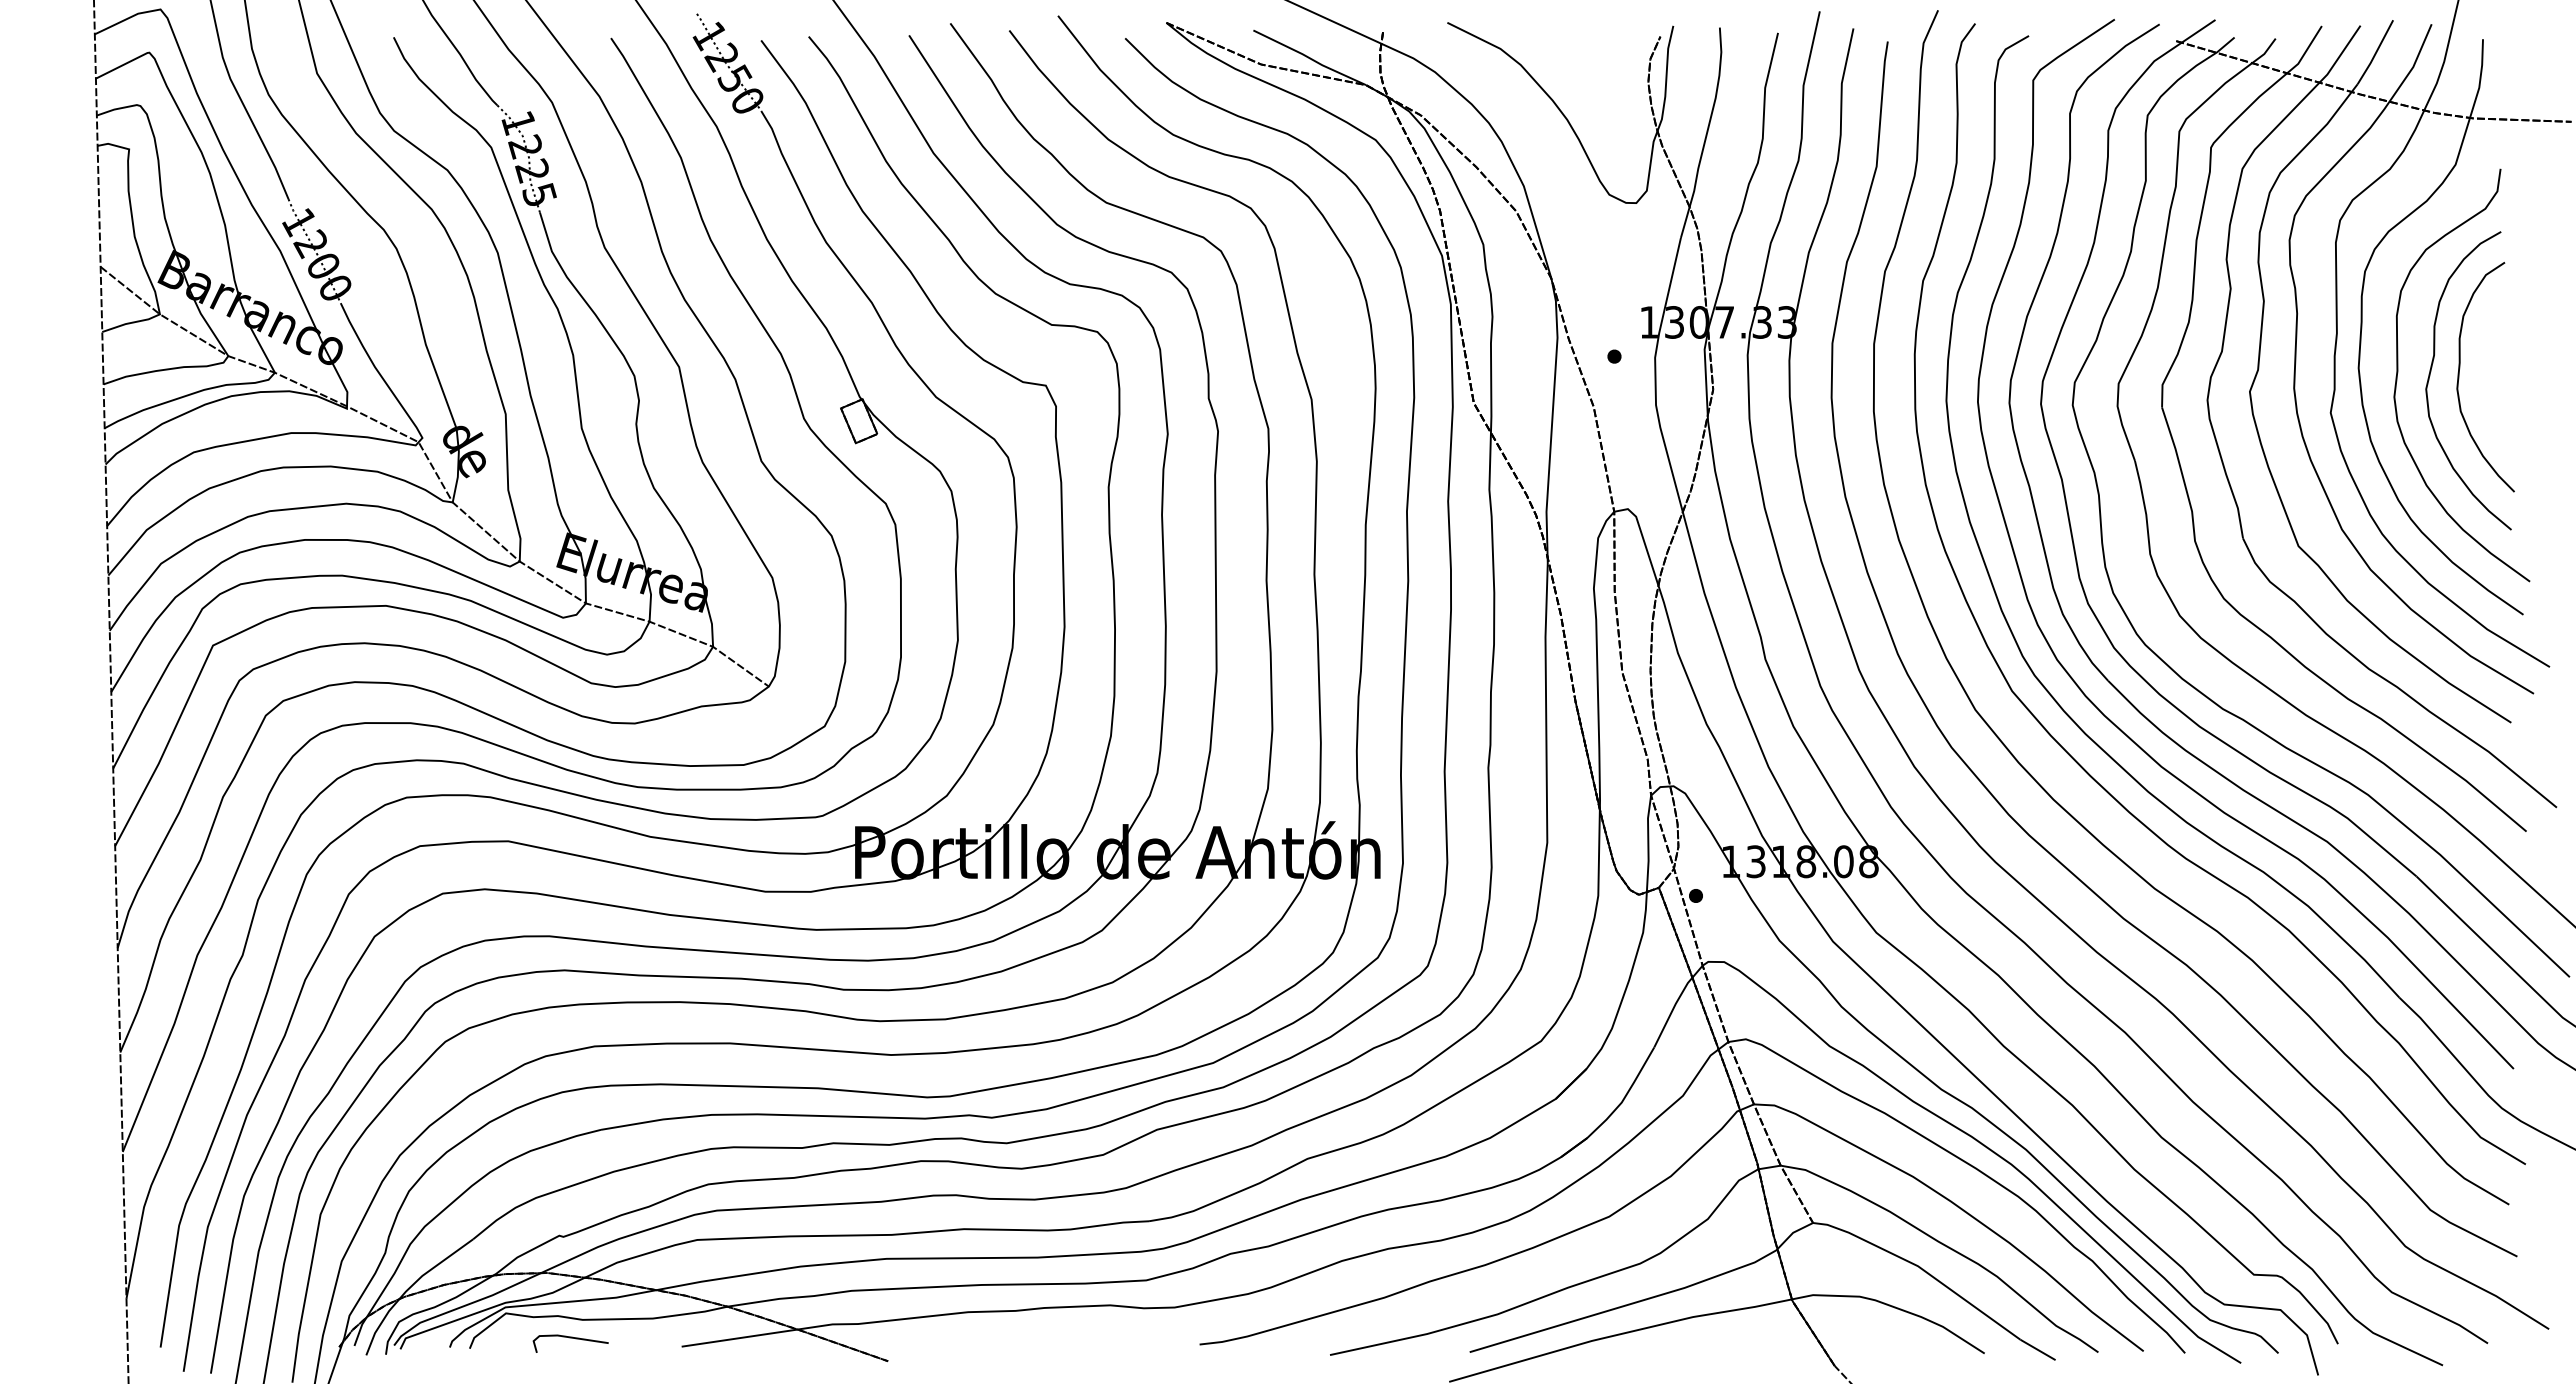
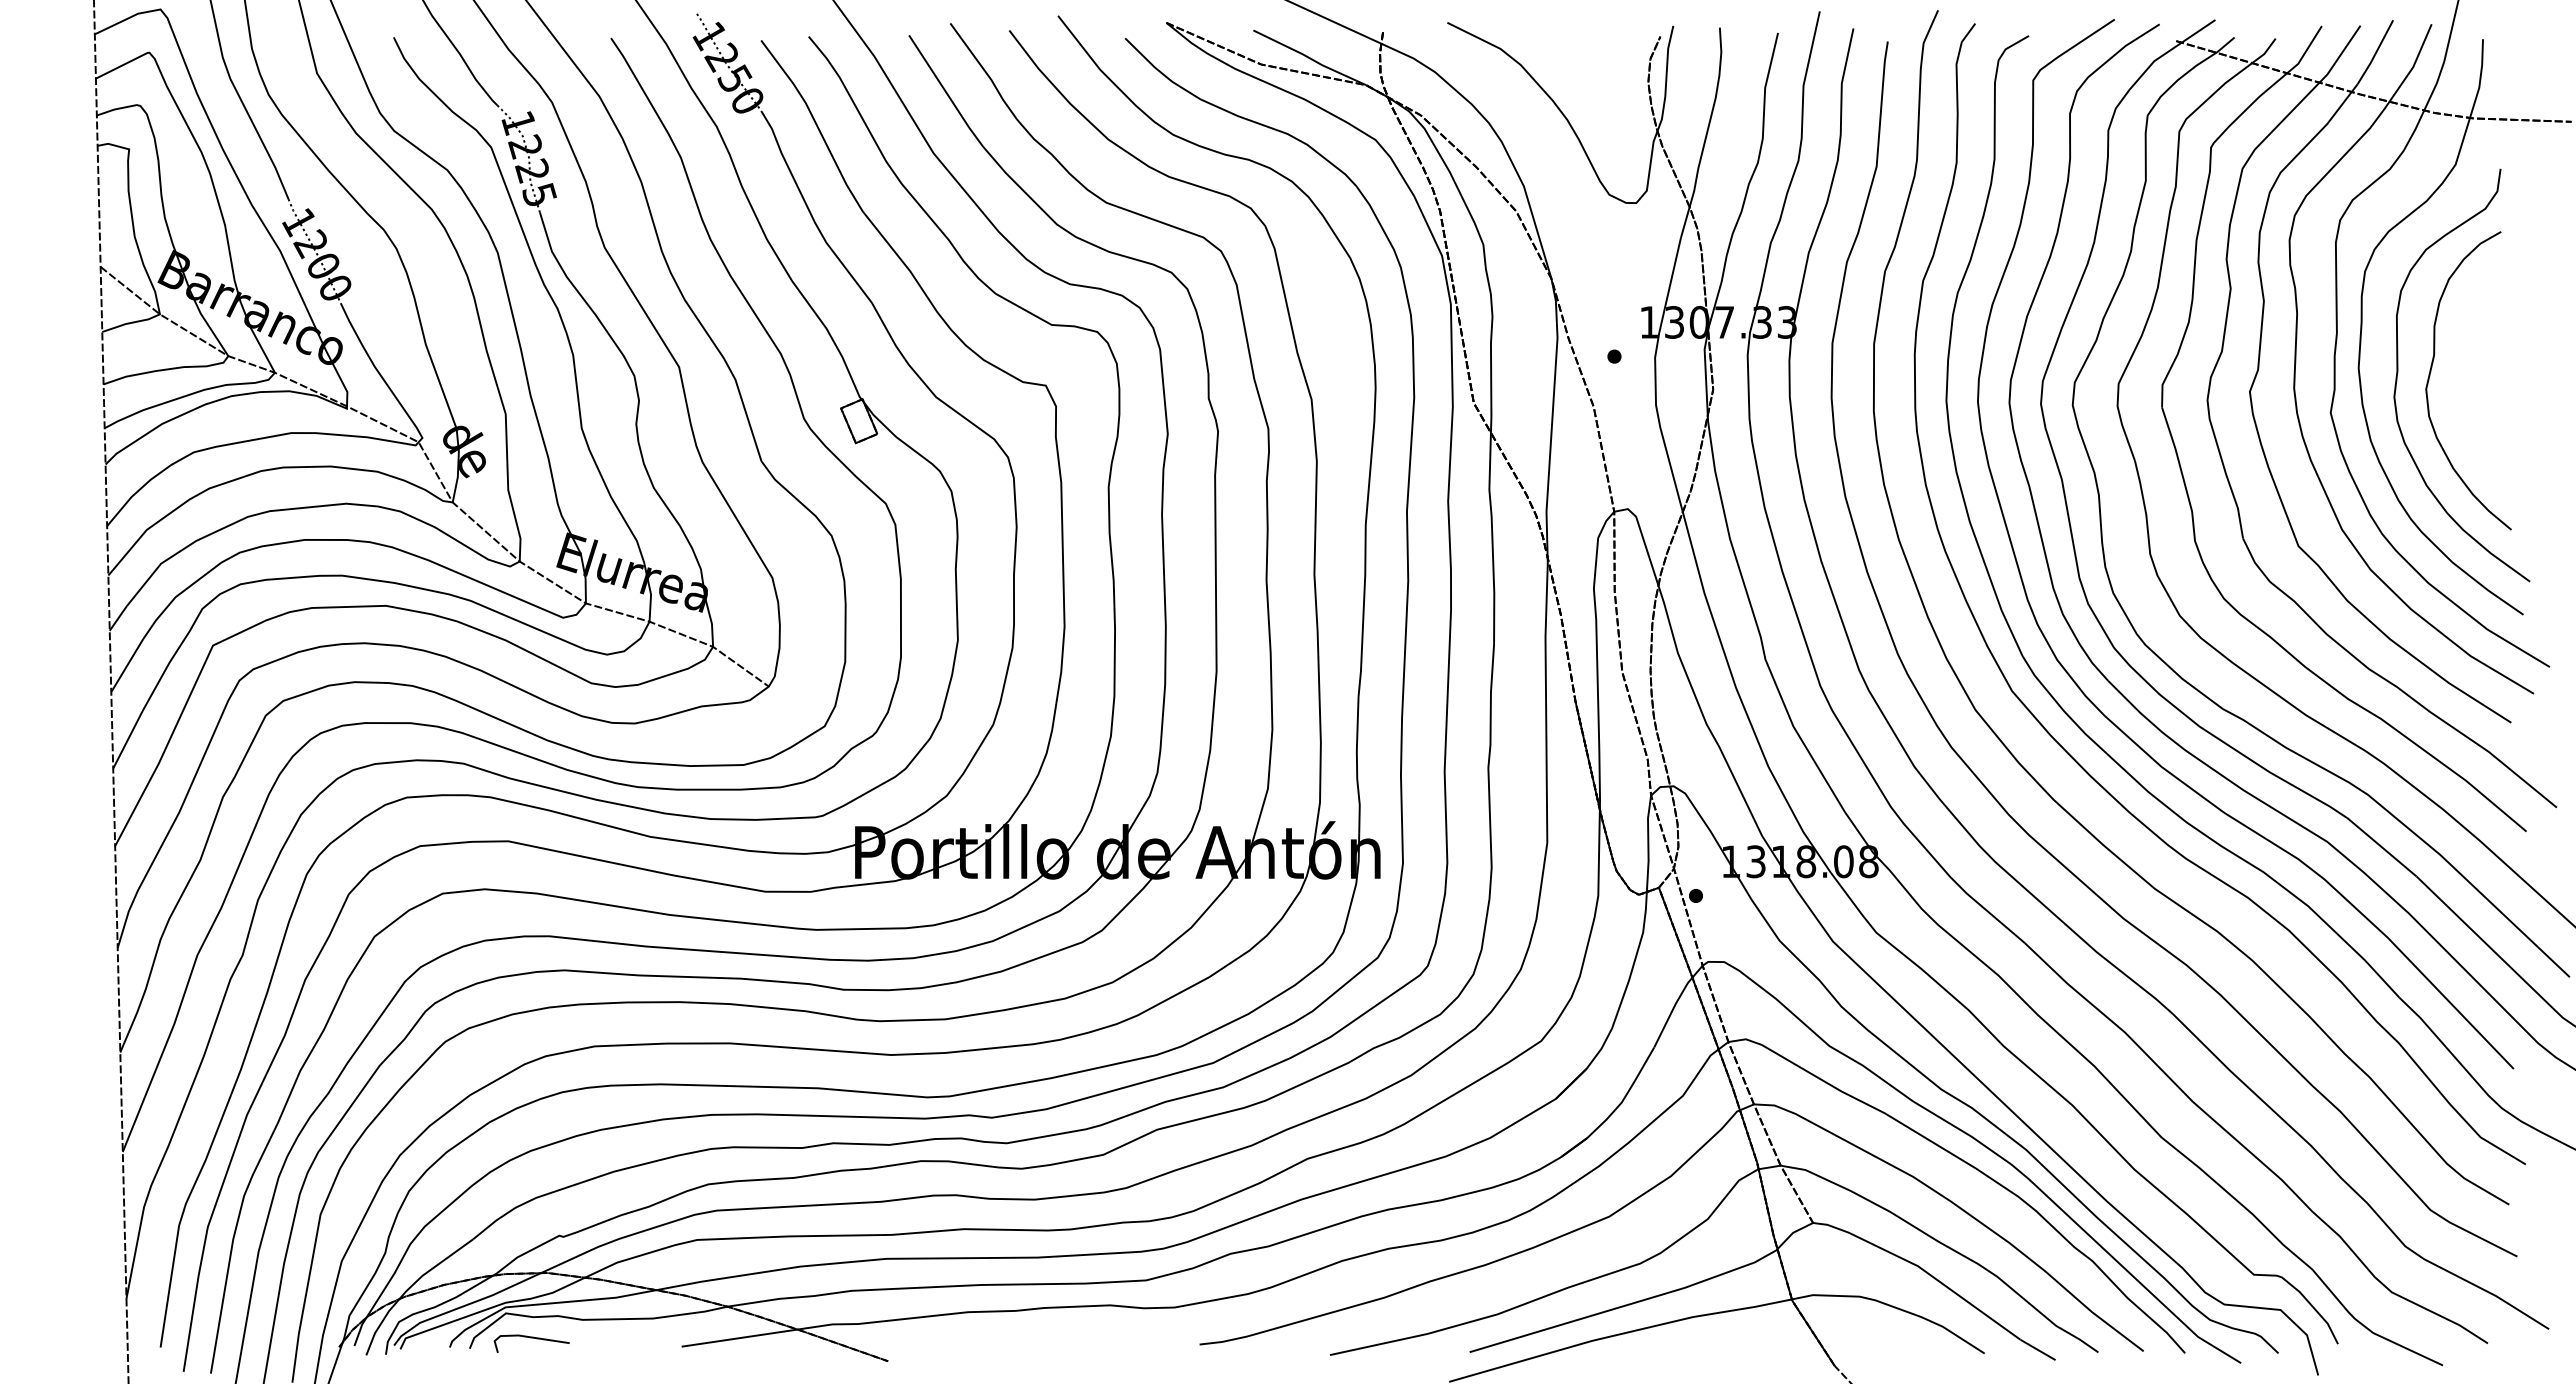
curve: present -> none (2459, 377)
line position: (570, 1338) -> (531, 1338) (531, 1338)
